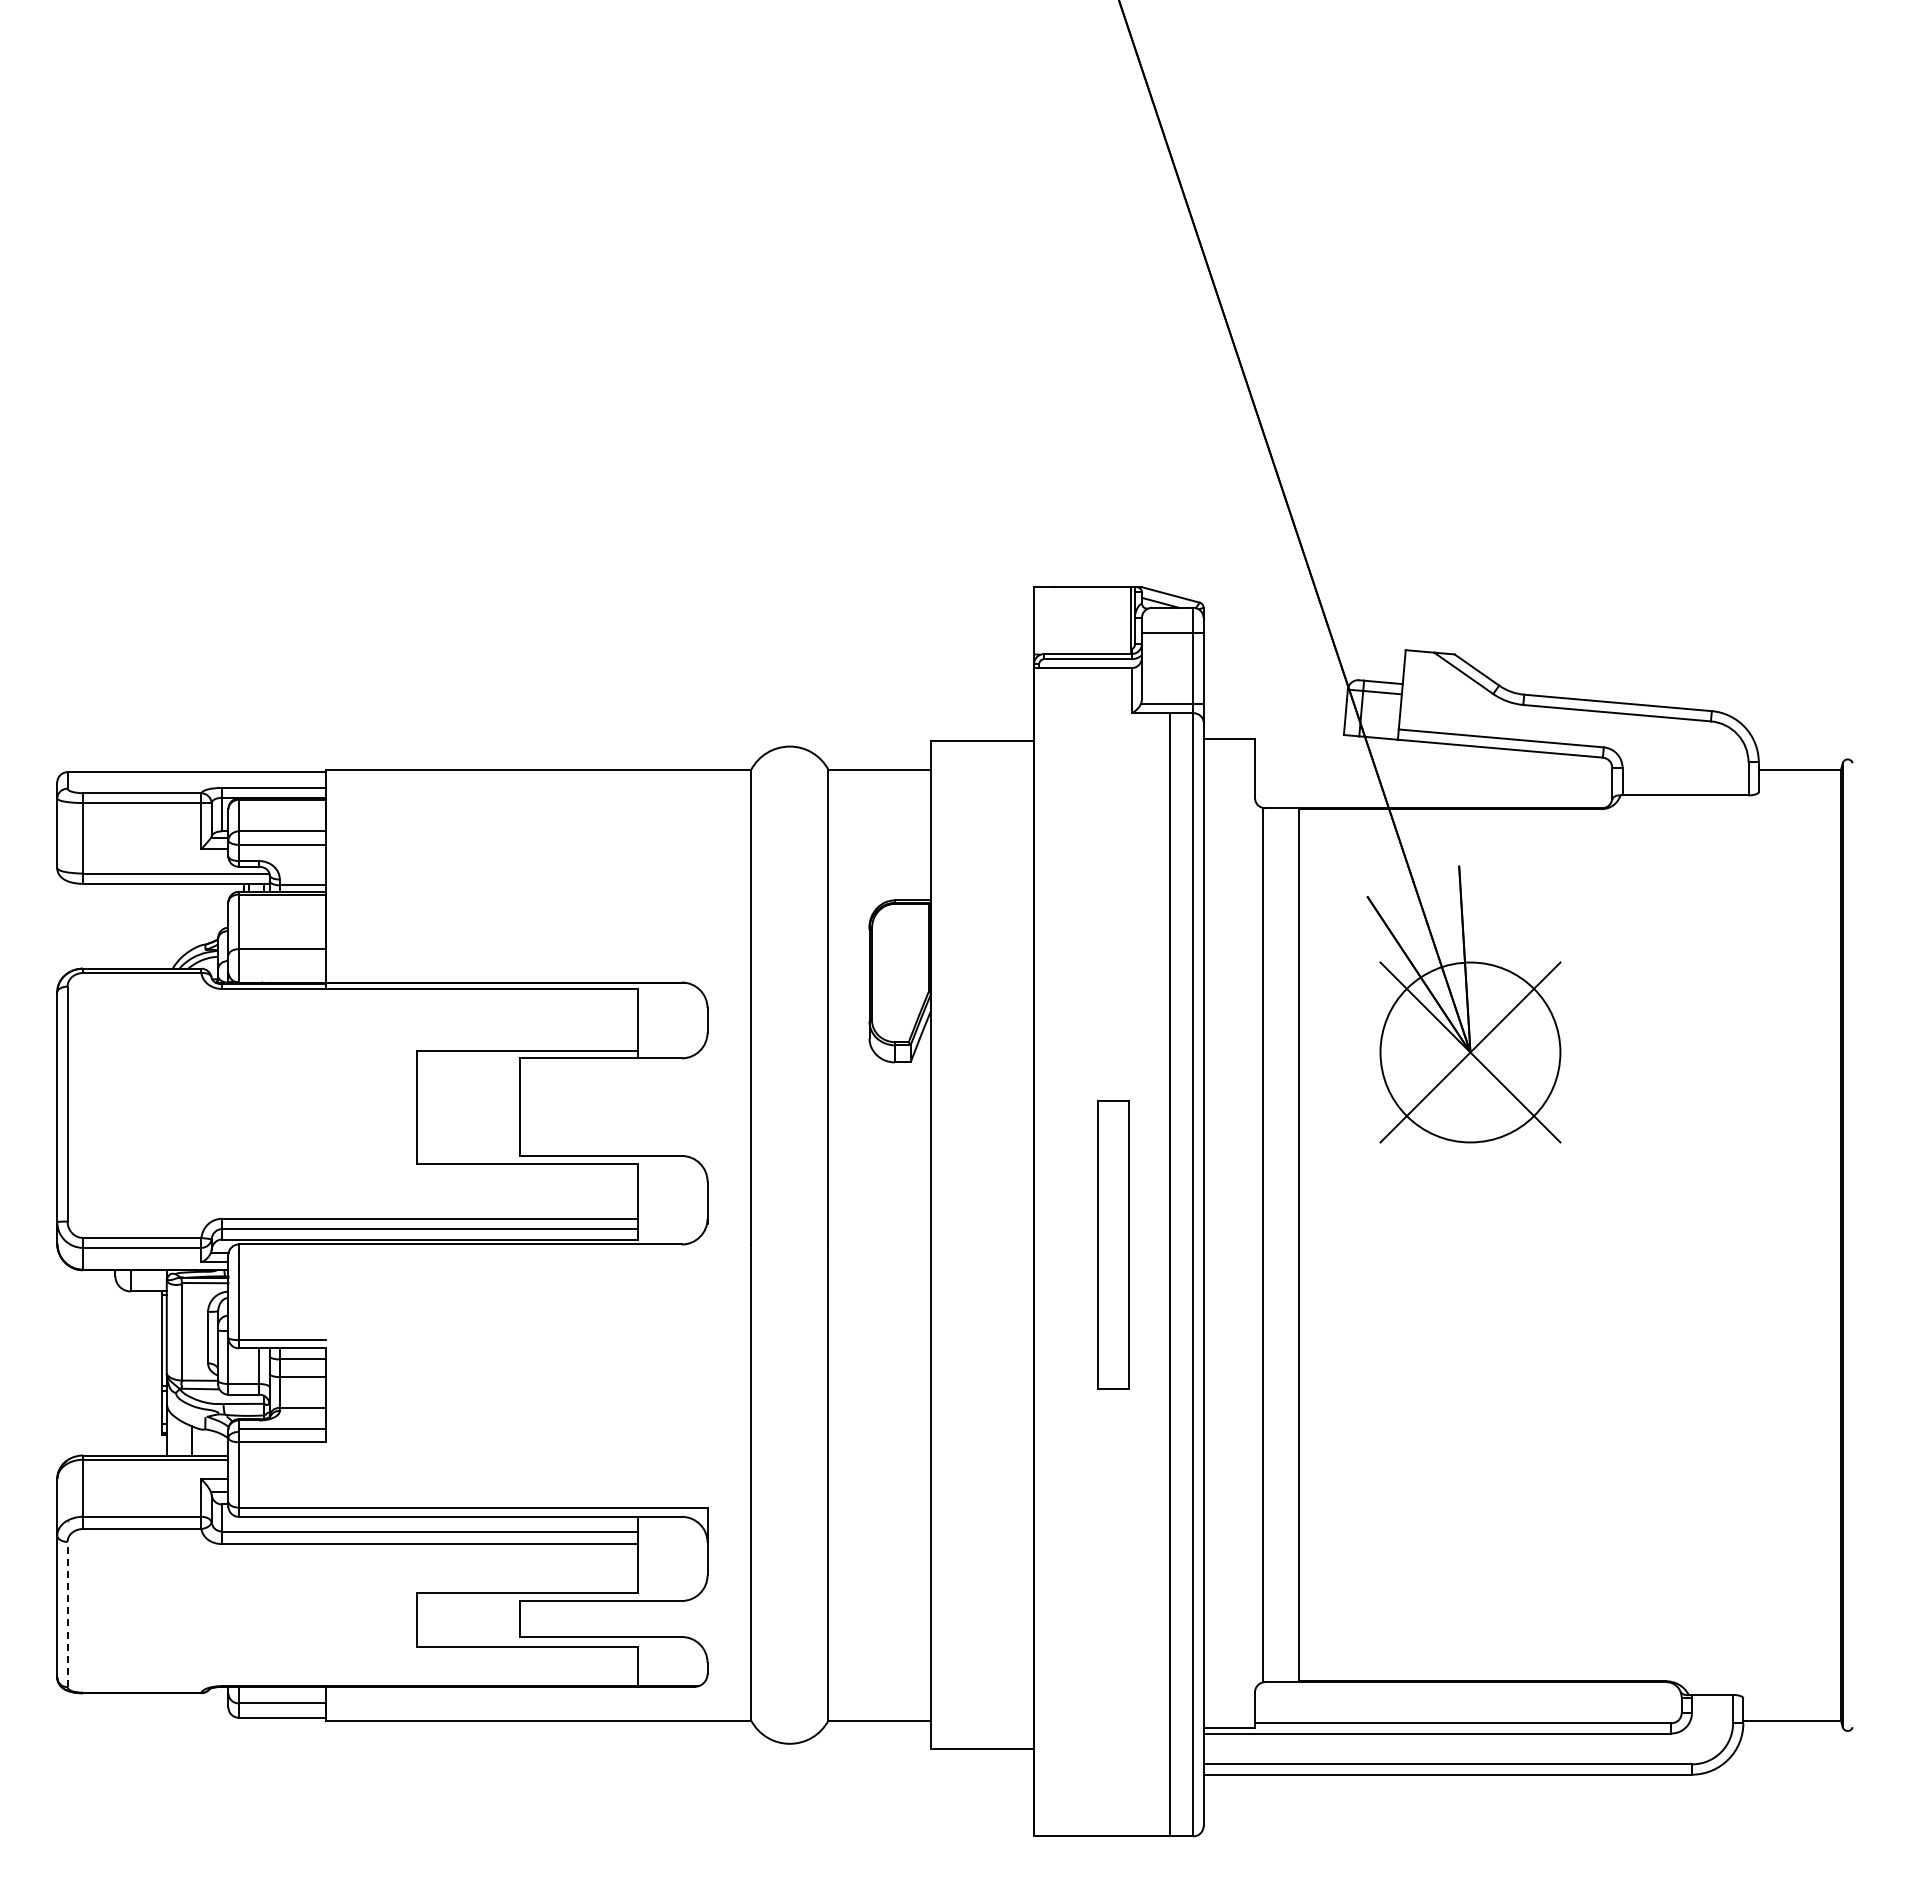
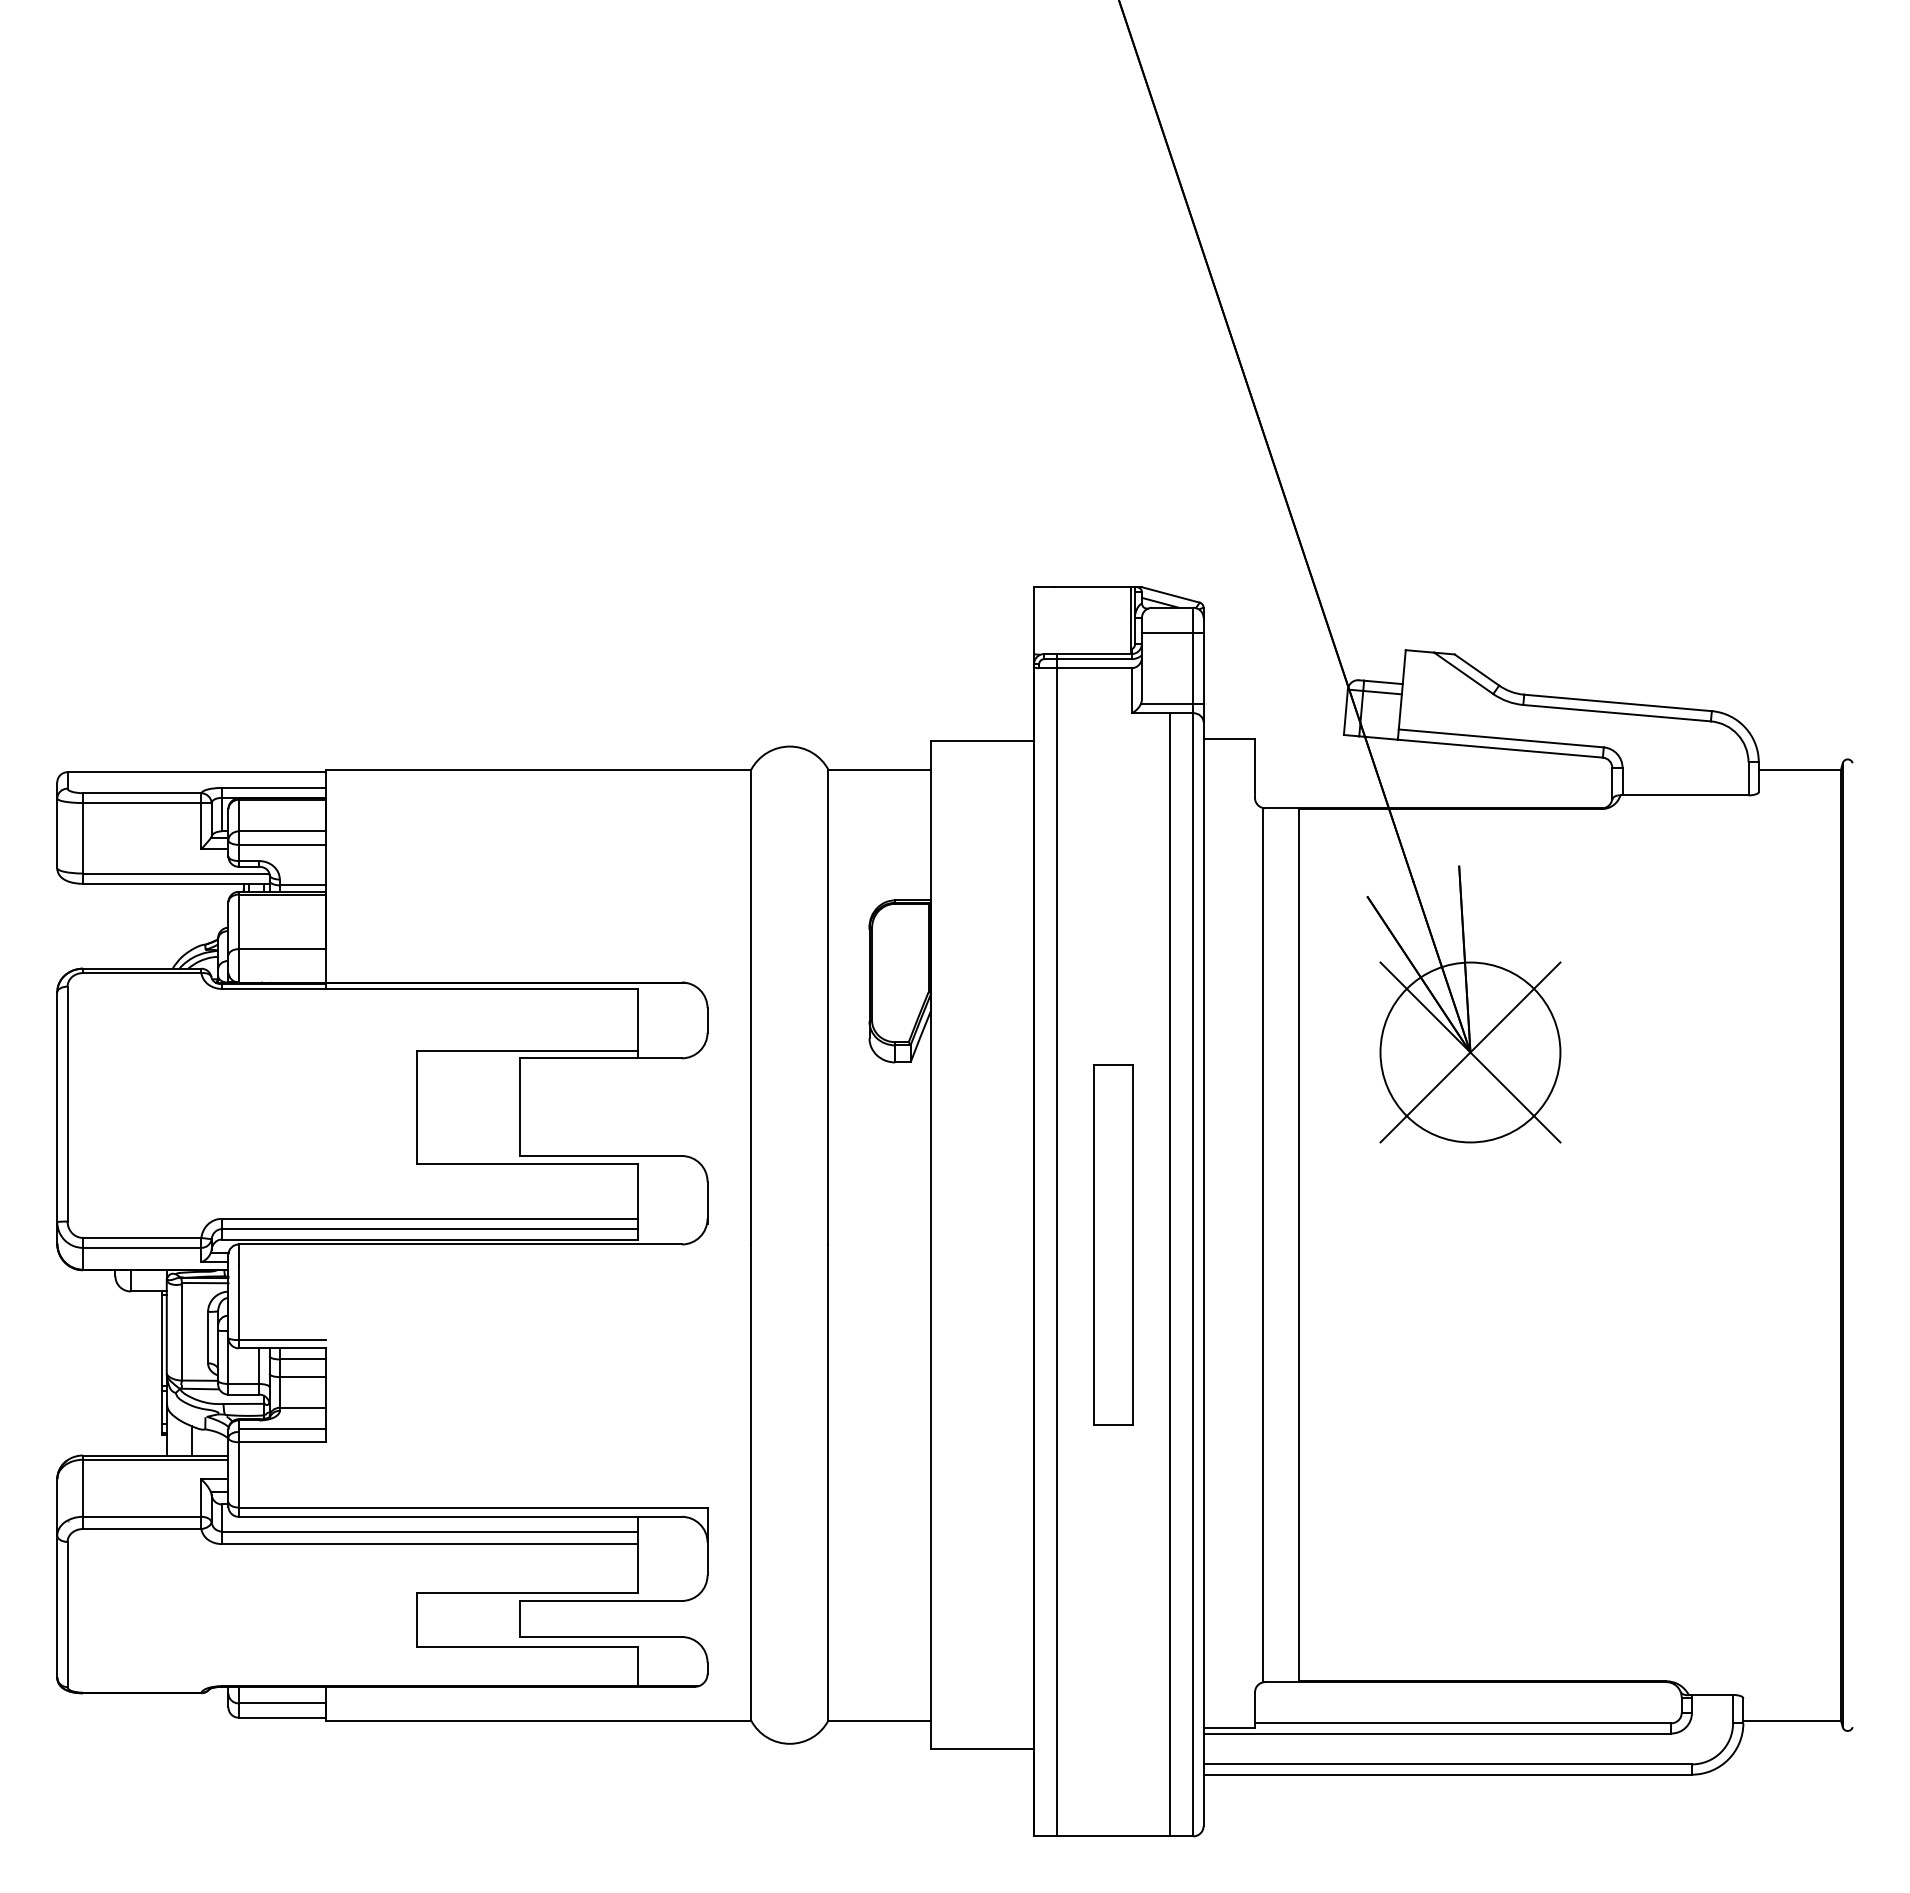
part size: 33x290 px -> 41x362 px (1113, 1244)
line: none -> present (1057, 1245)
line: dashed -> solid (67, 1614)
